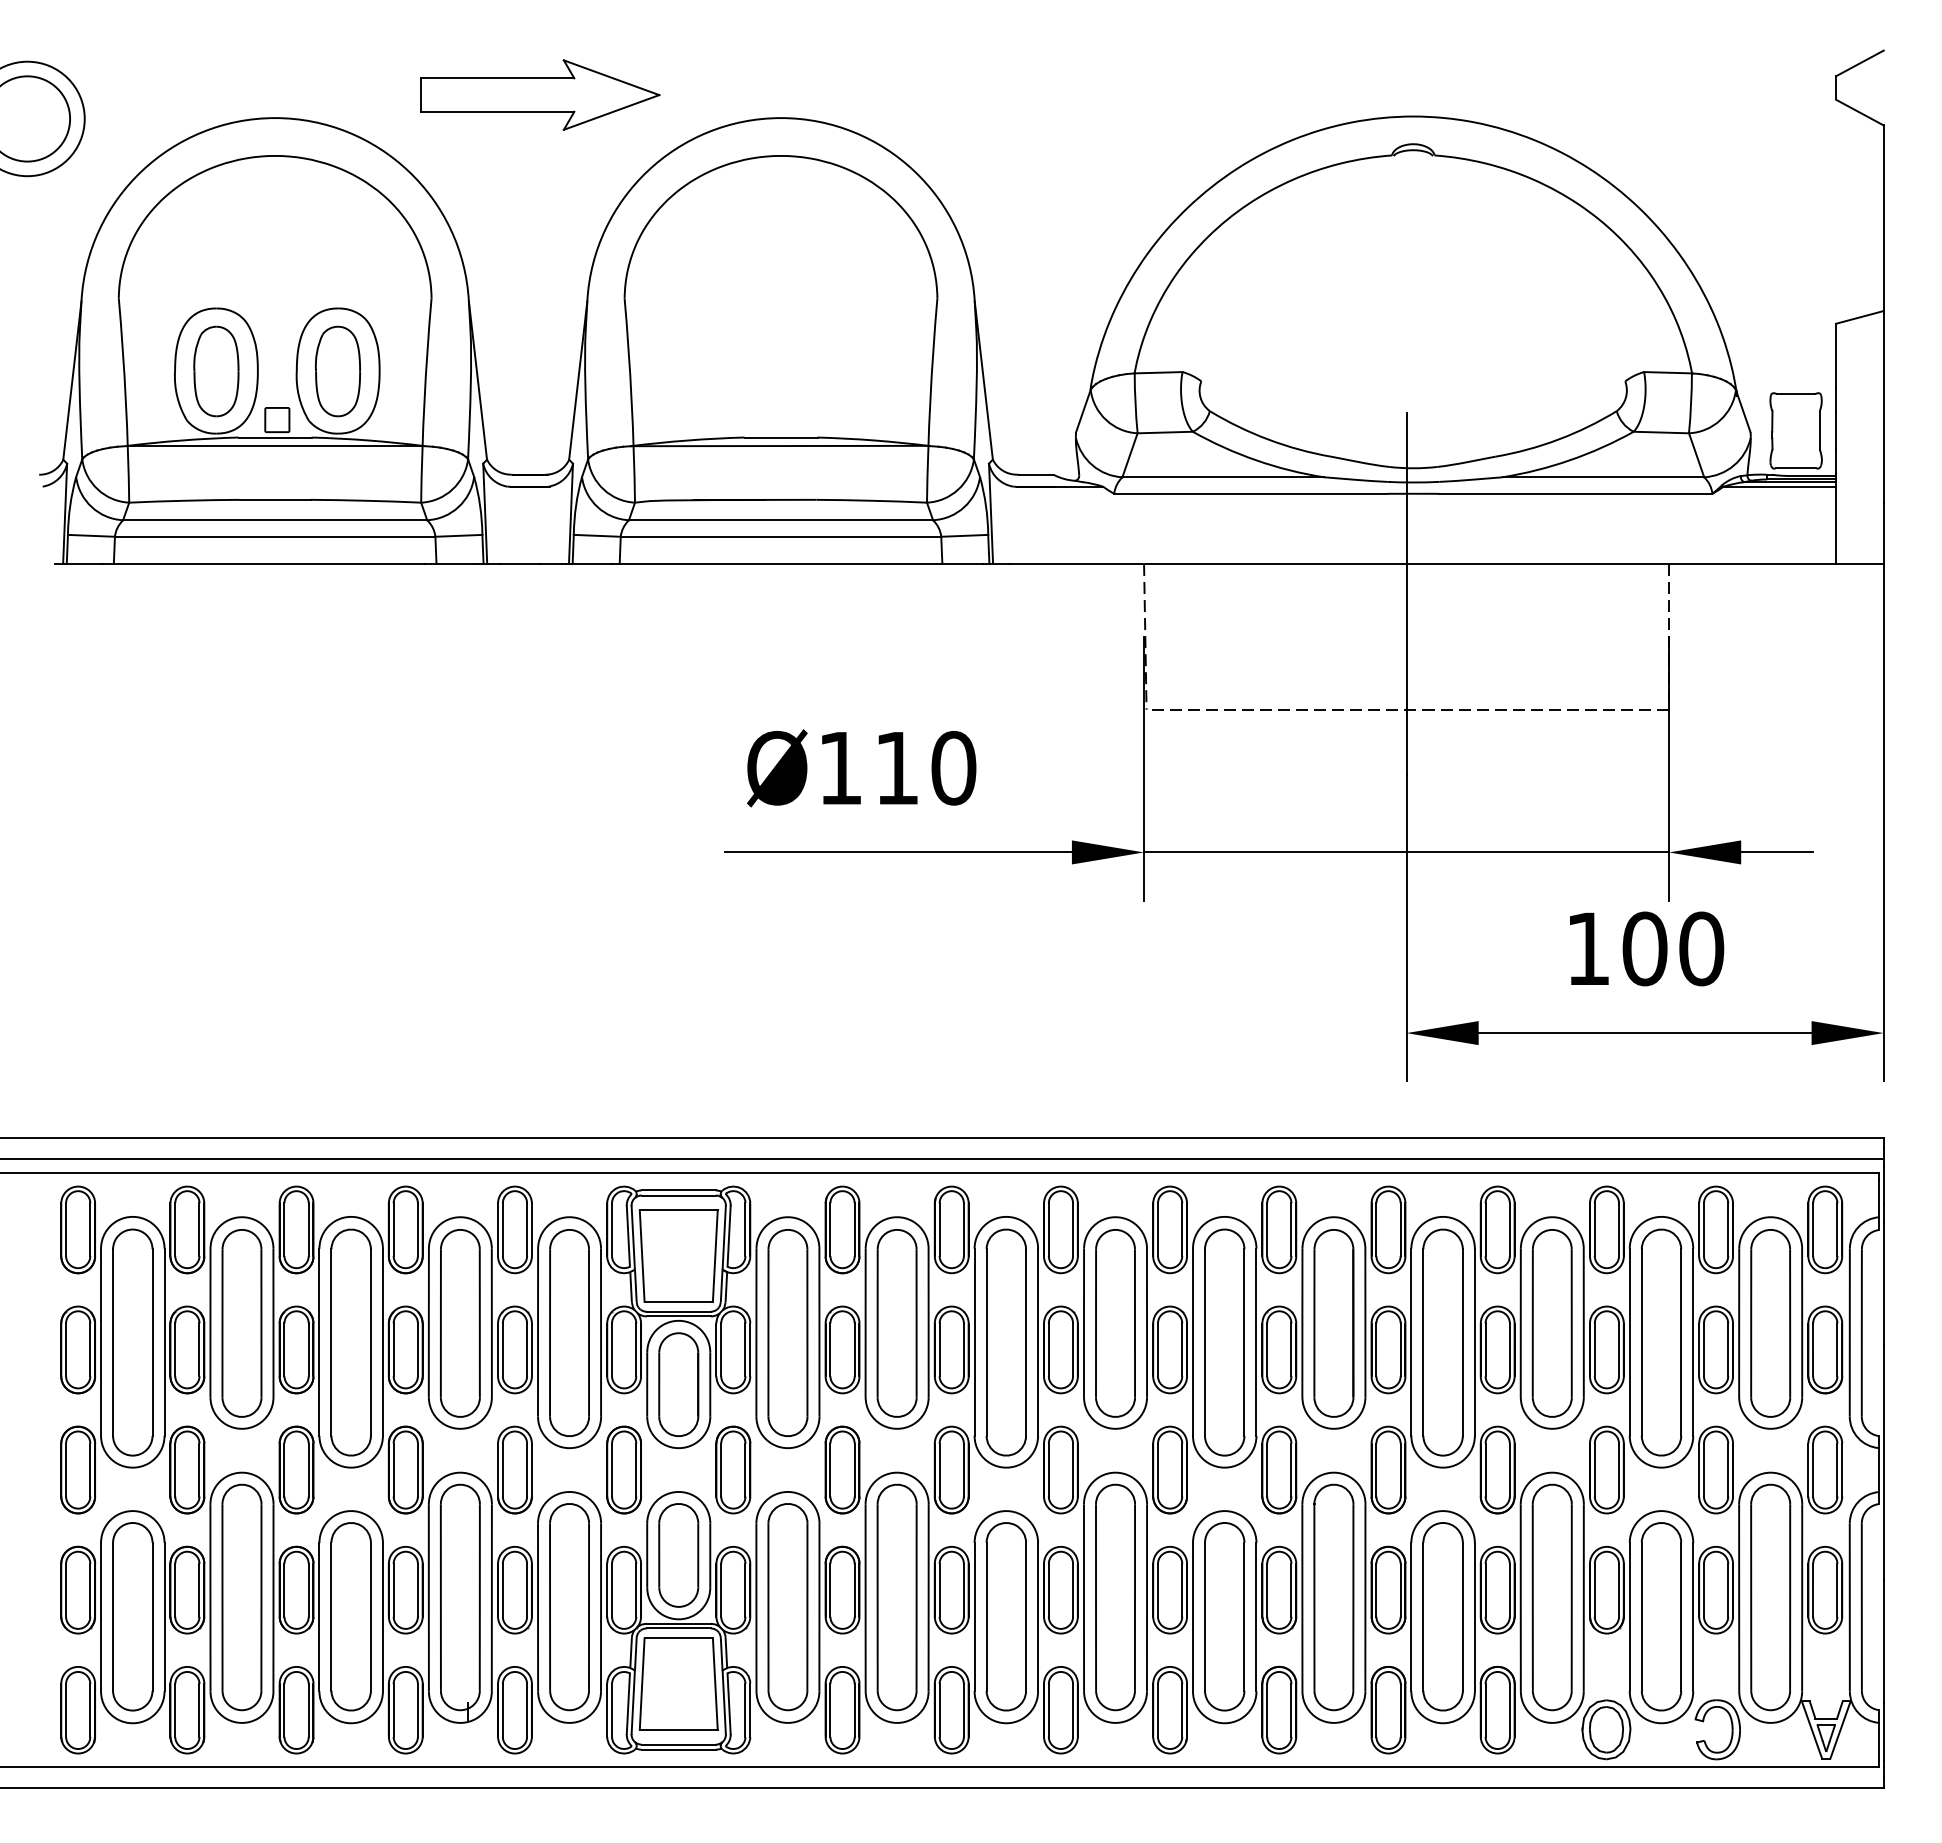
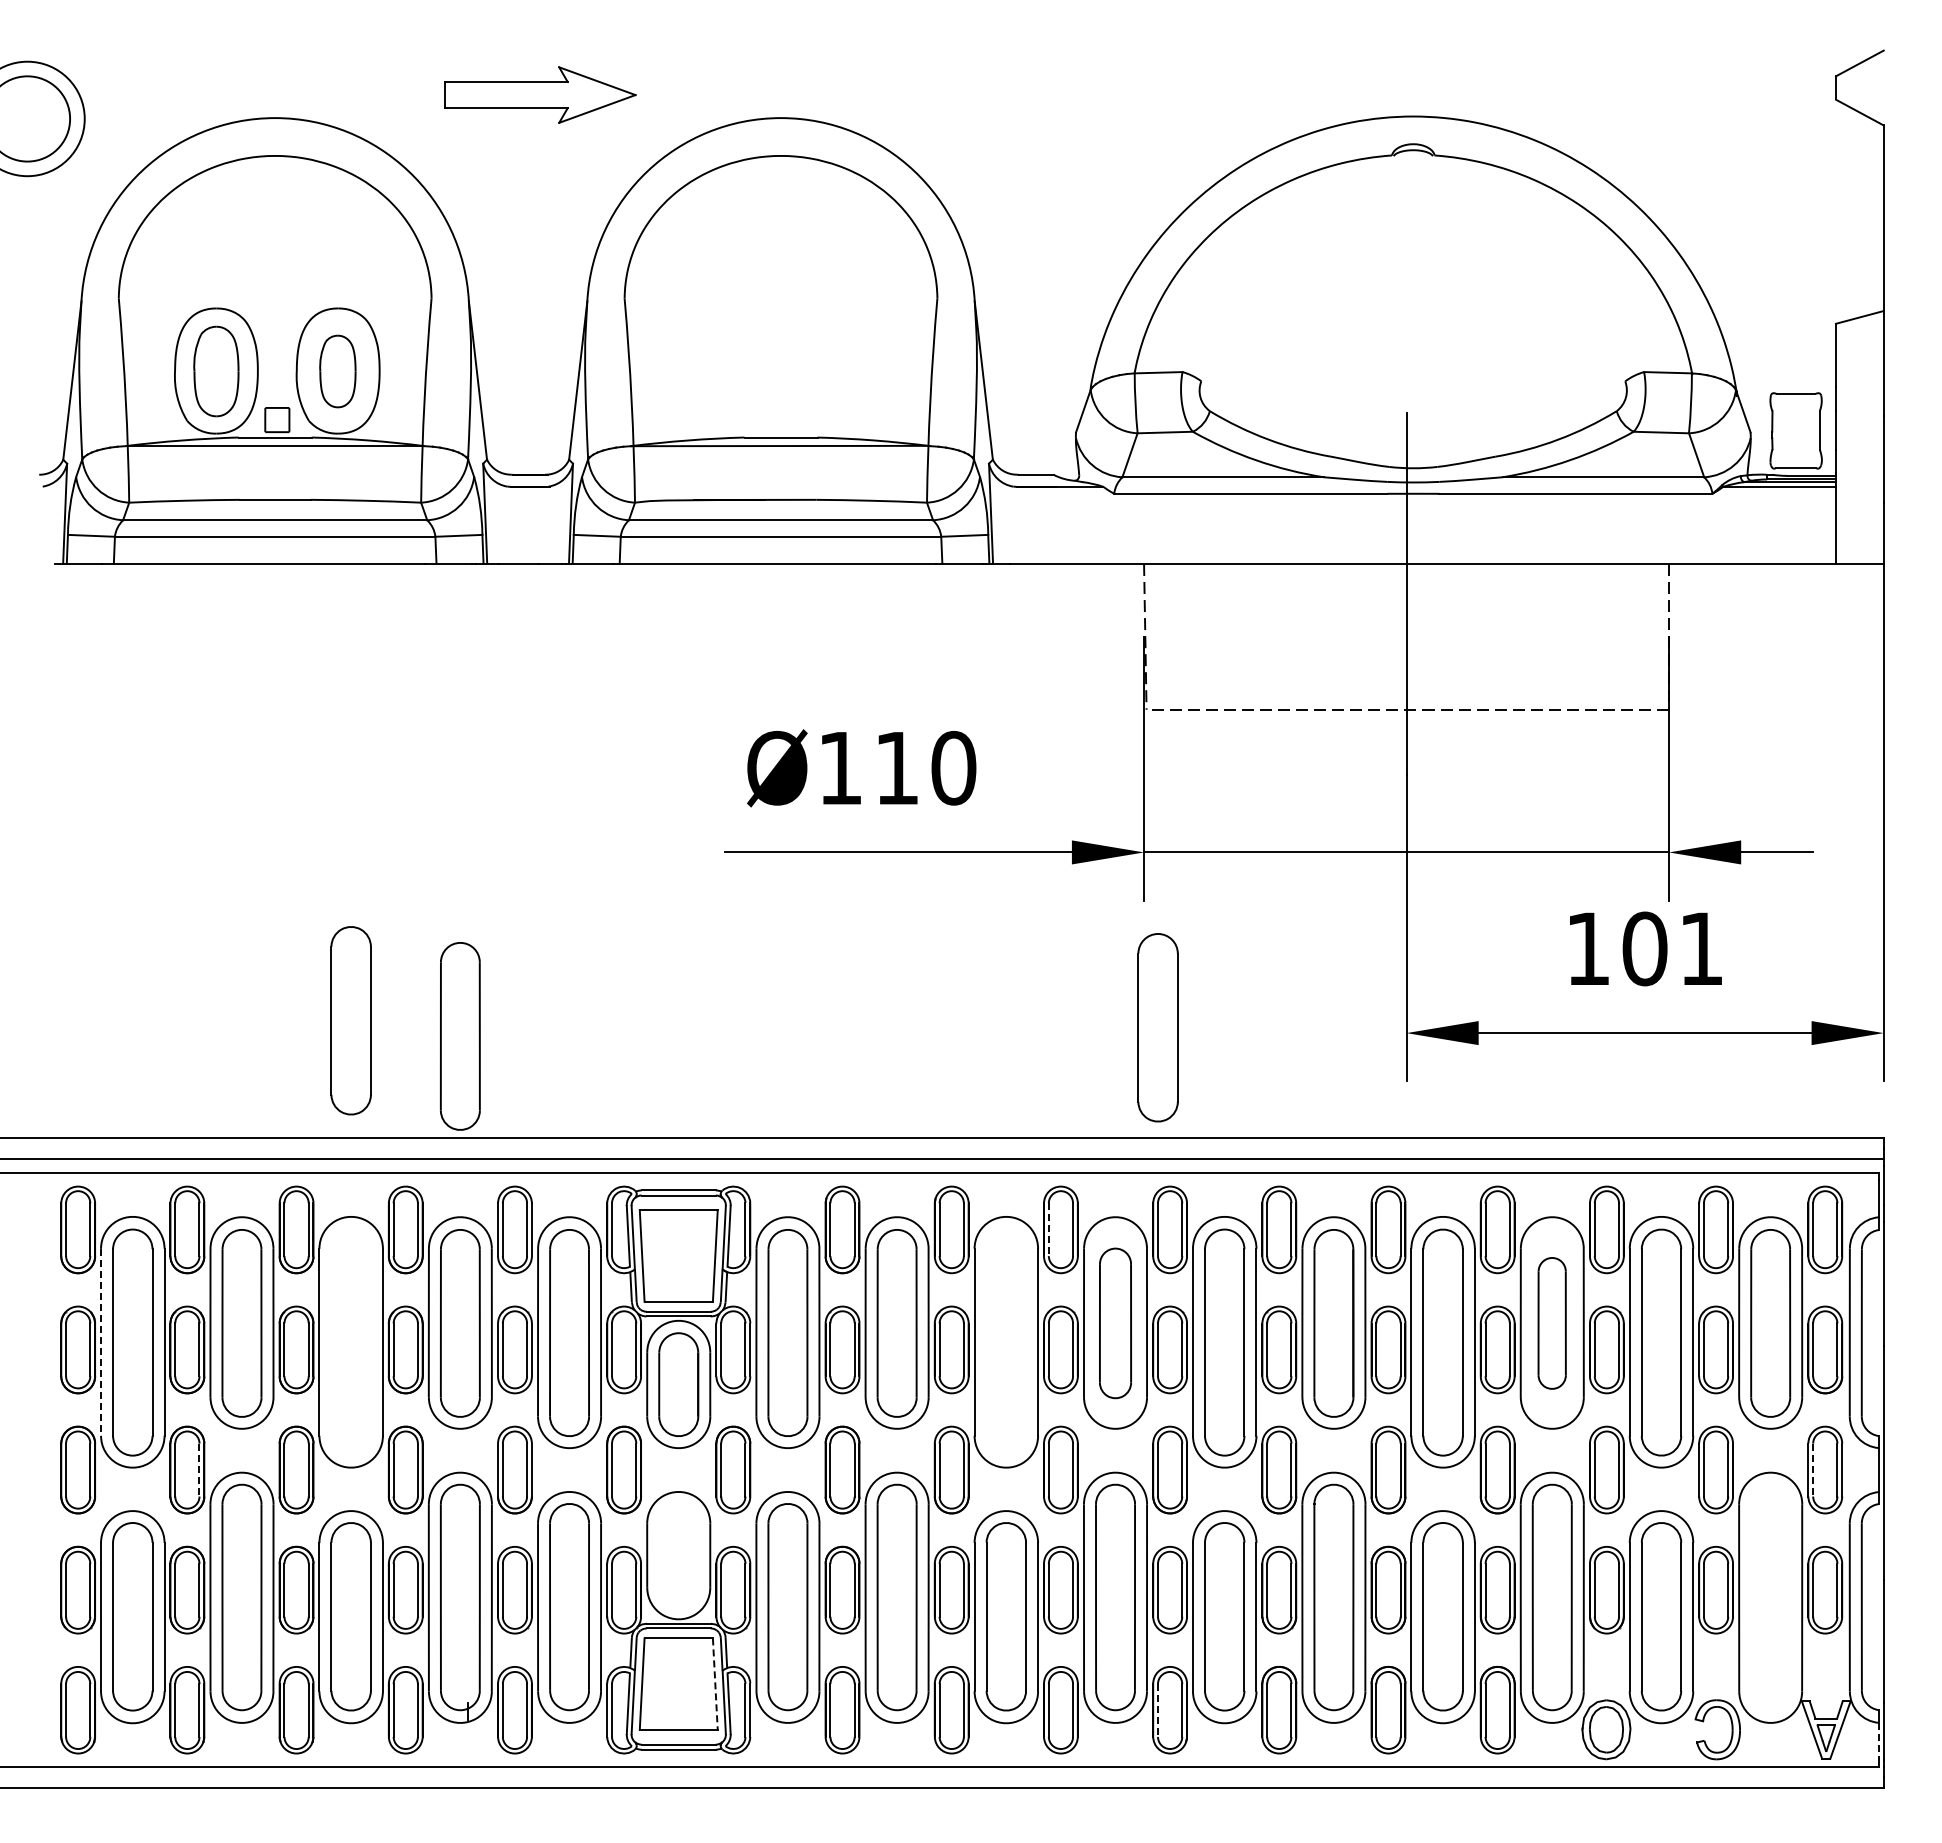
part size: 241x72 px -> 193x58 px (540, 94)
part size: 47x93 px -> 38x75 px (337, 371)
text: 100 -> 101 (1701, 948)
part: none -> present (350, 1020)
part: none -> present (1157, 1027)
part: none -> present (460, 1036)
line: solid -> dashed (1048, 1230)
part size: 41x189 px -> 33x153 px (1115, 1323)
part size: 42x189 px -> 30x133 px (1551, 1323)
line: solid -> dashed (101, 1342)
part: present -> none (350, 1342)
part: present -> none (1005, 1342)
line: solid -> dashed (199, 1470)
line: solid -> dashed (1813, 1470)
part: present -> none (678, 1555)
part: present -> none (1770, 1597)
line: solid -> dashed (715, 1684)
line: solid -> dashed (1158, 1710)
line: solid -> dashed (1878, 1741)
